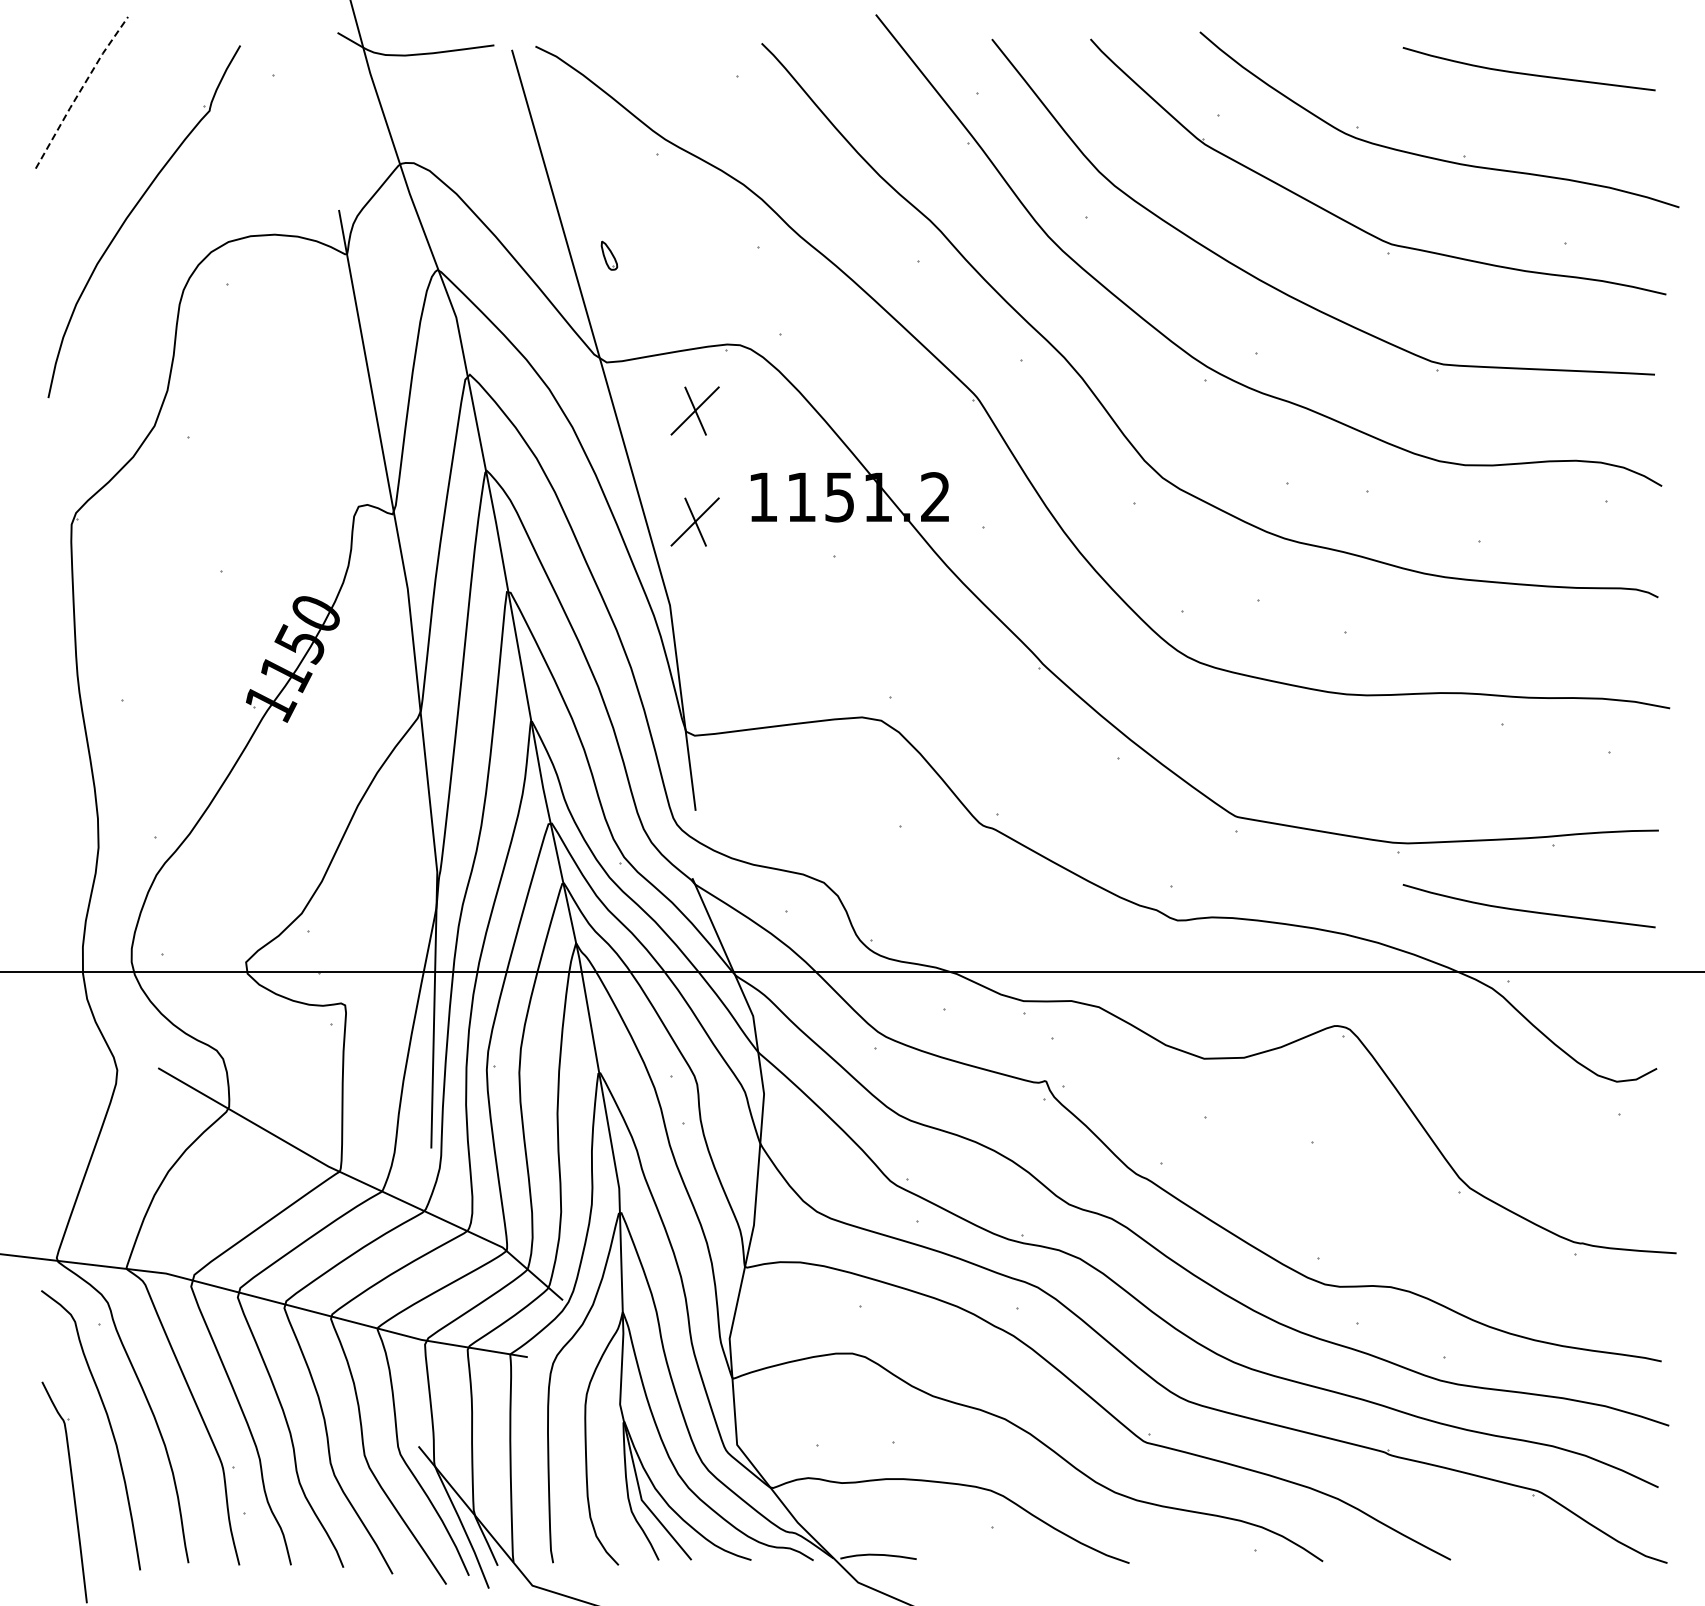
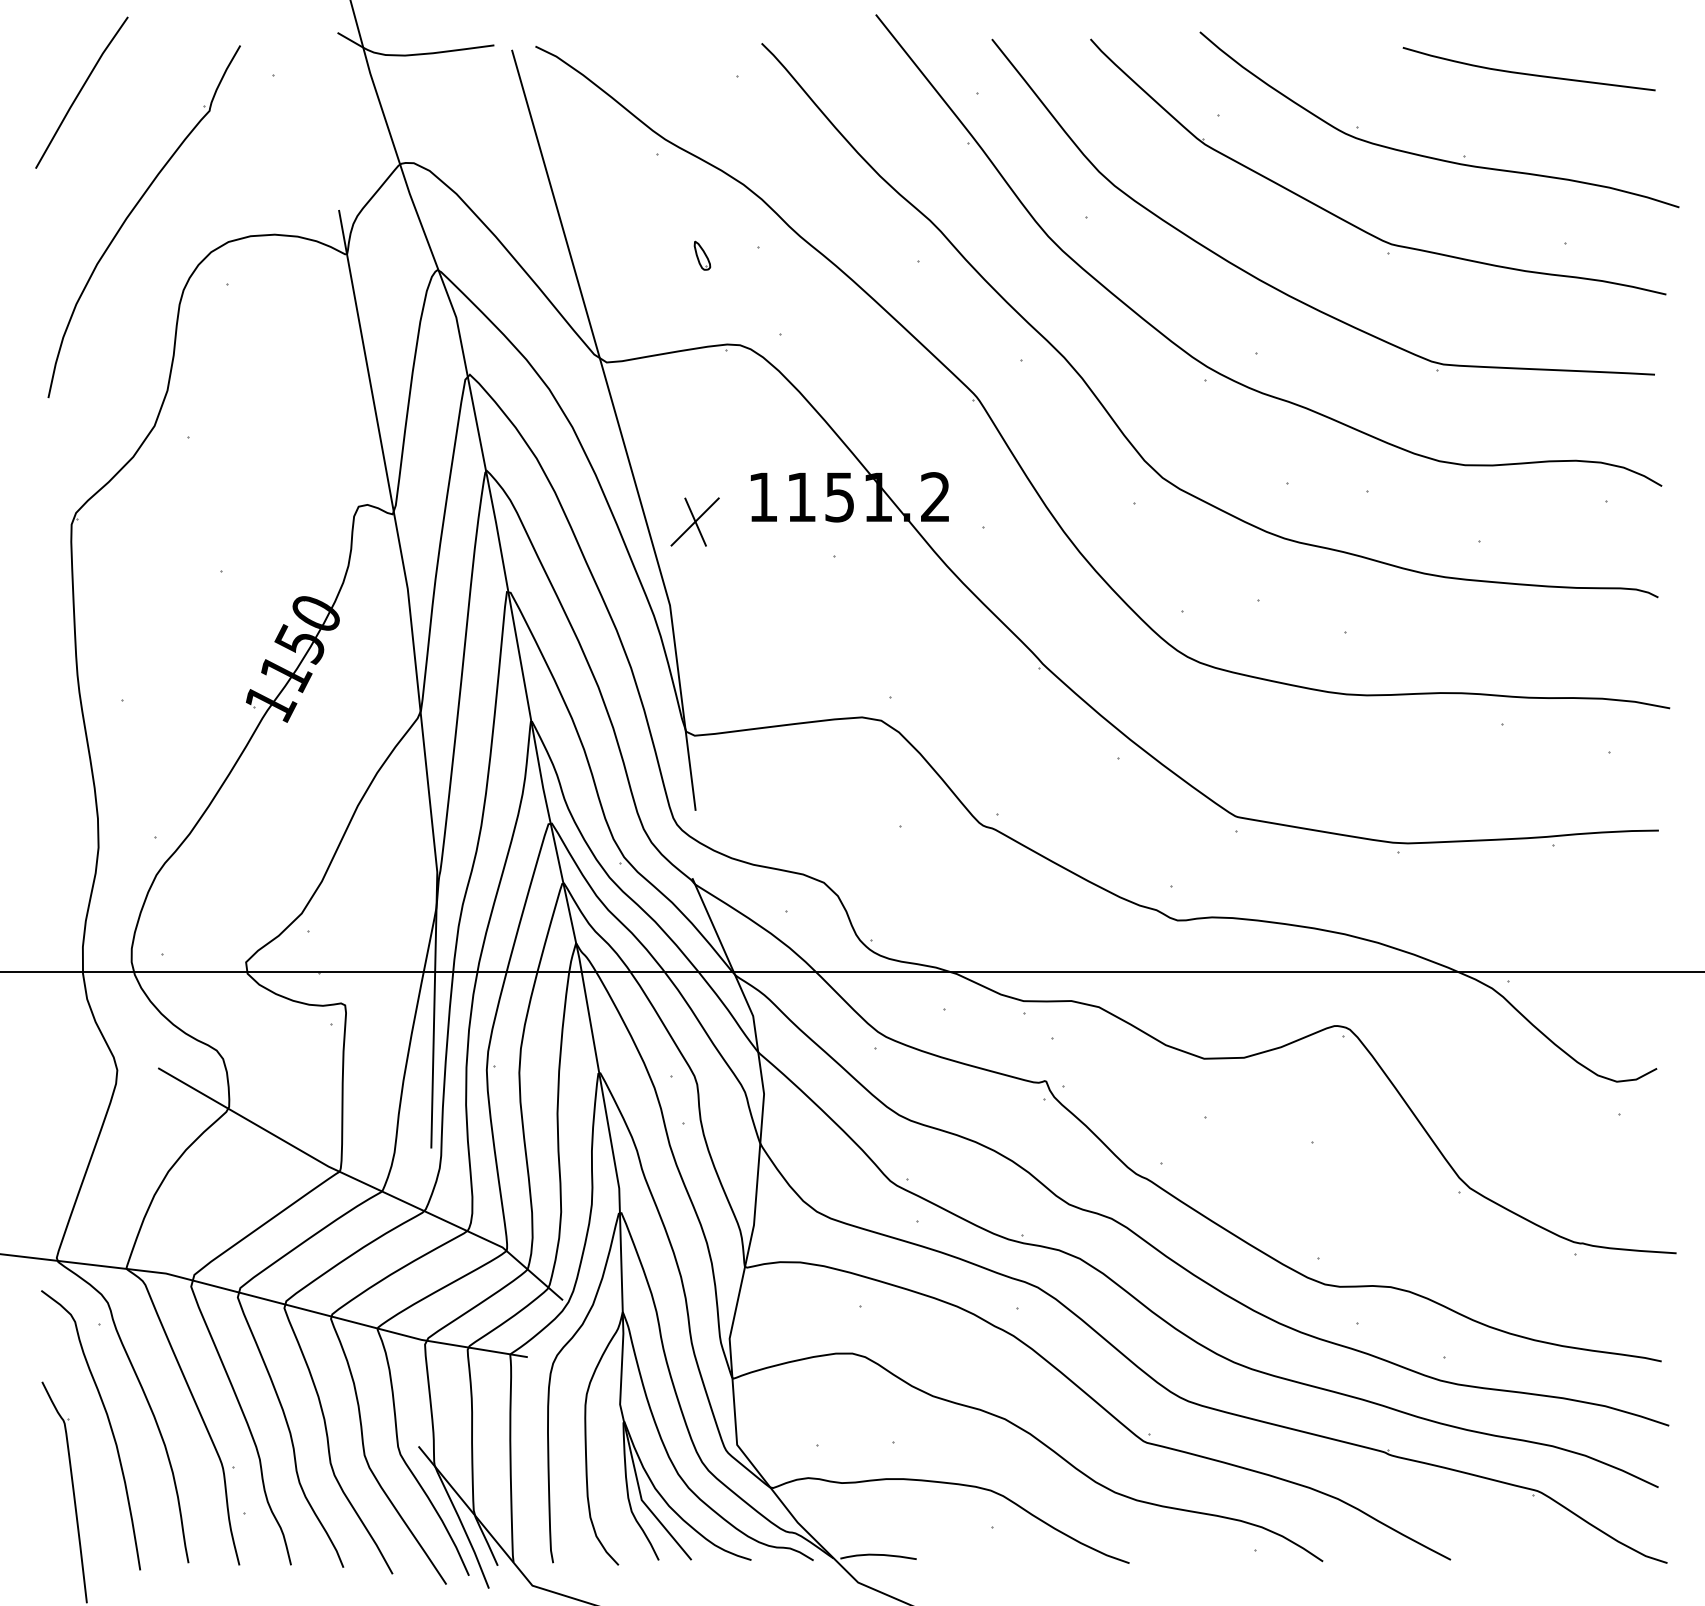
line: dashed -> solid (80, 90)
part position: (609, 255) -> (702, 255) (702, 255)
part: present -> none (694, 410)
curve: present -> none (1528, 910)
